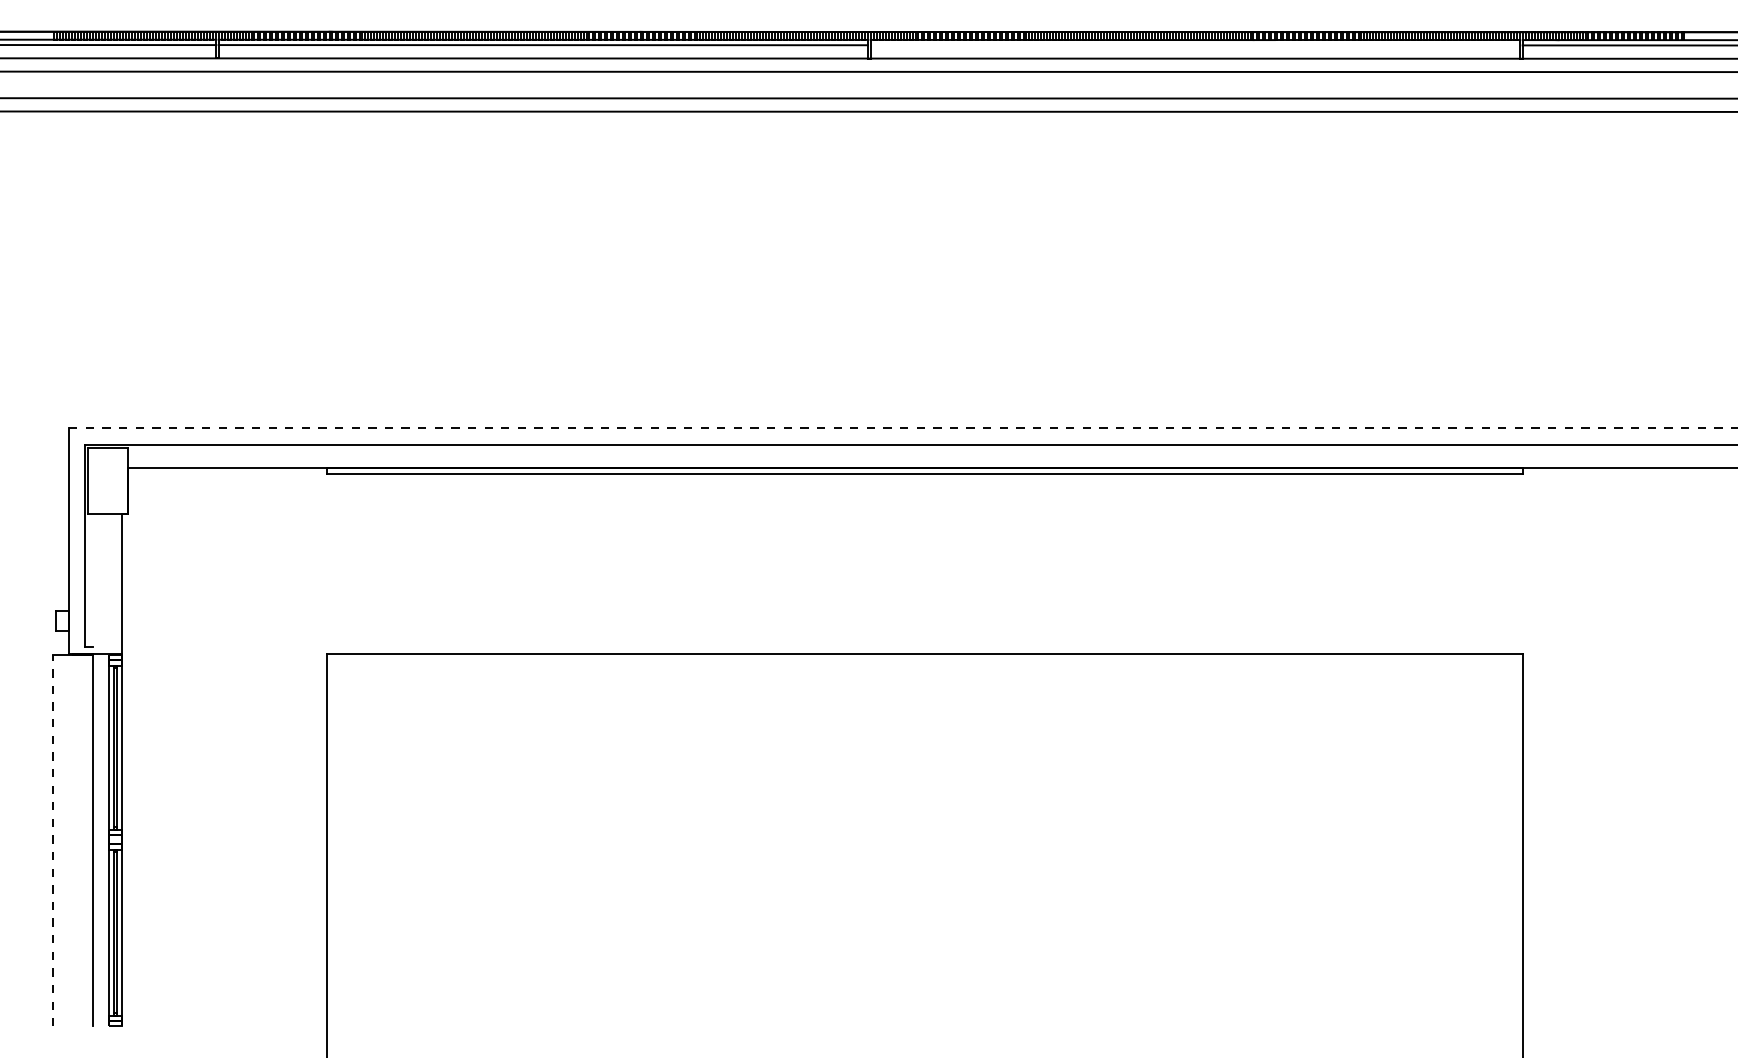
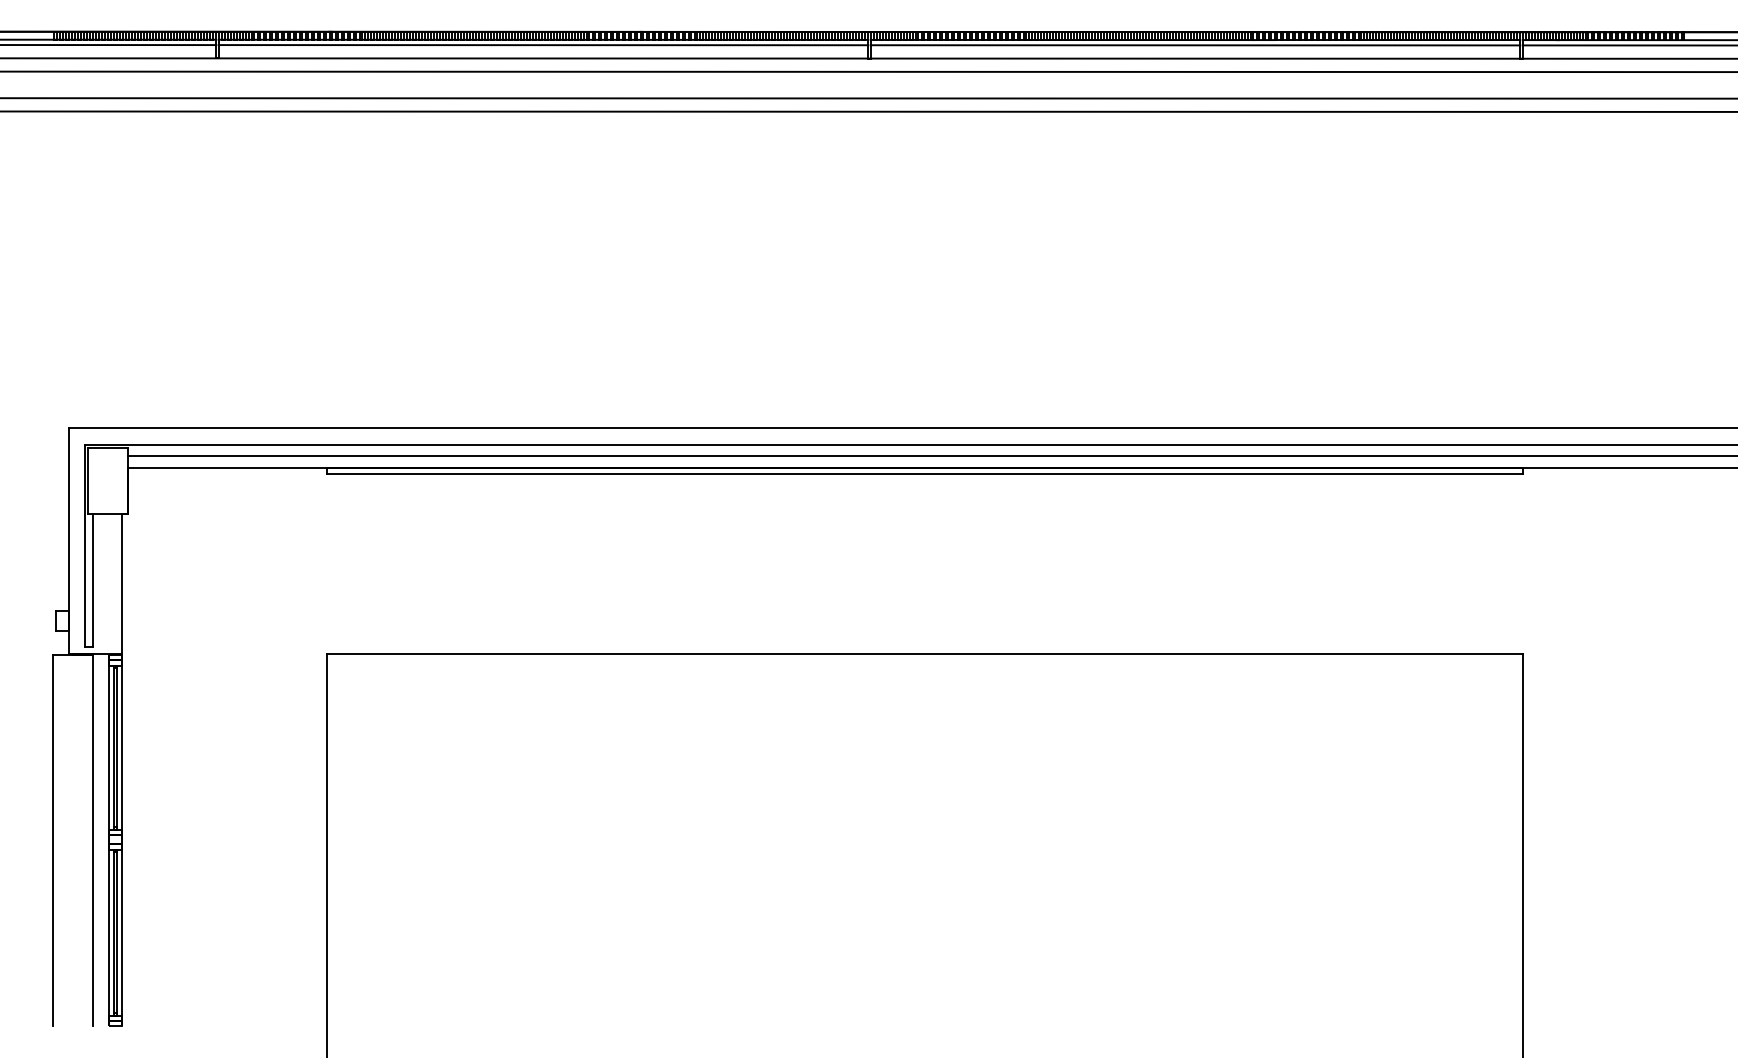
line: none -> present (1195, 45)
line: dashed -> solid (903, 427)
line: none -> present (930, 455)
line: none -> present (93, 580)
line: dashed -> solid (53, 840)
